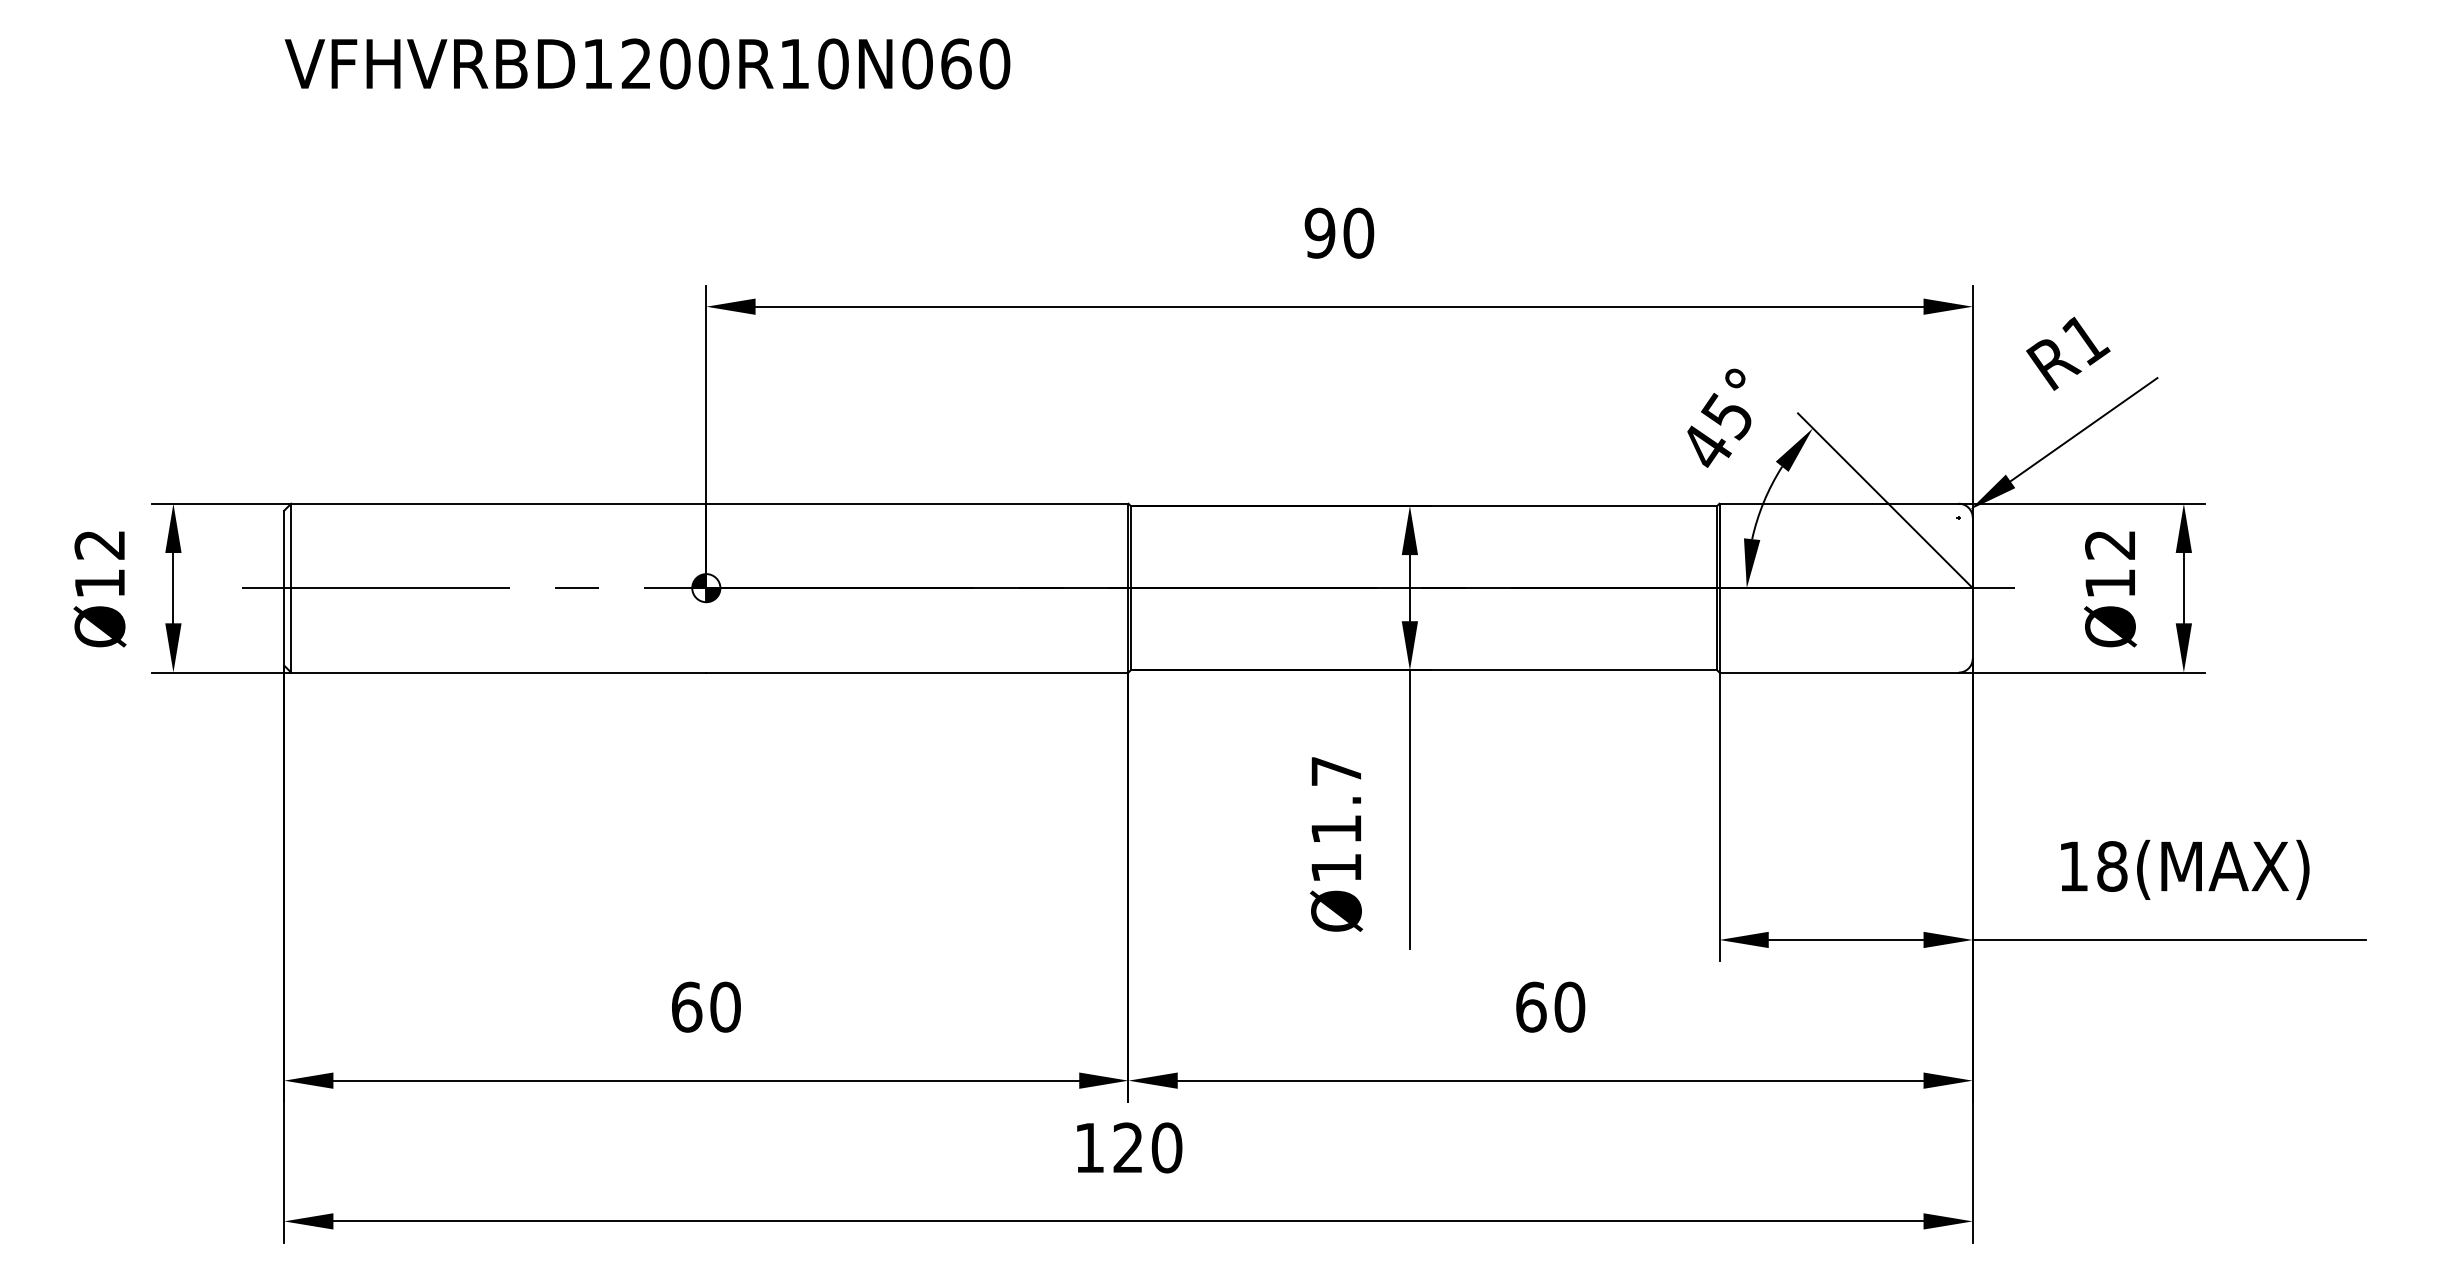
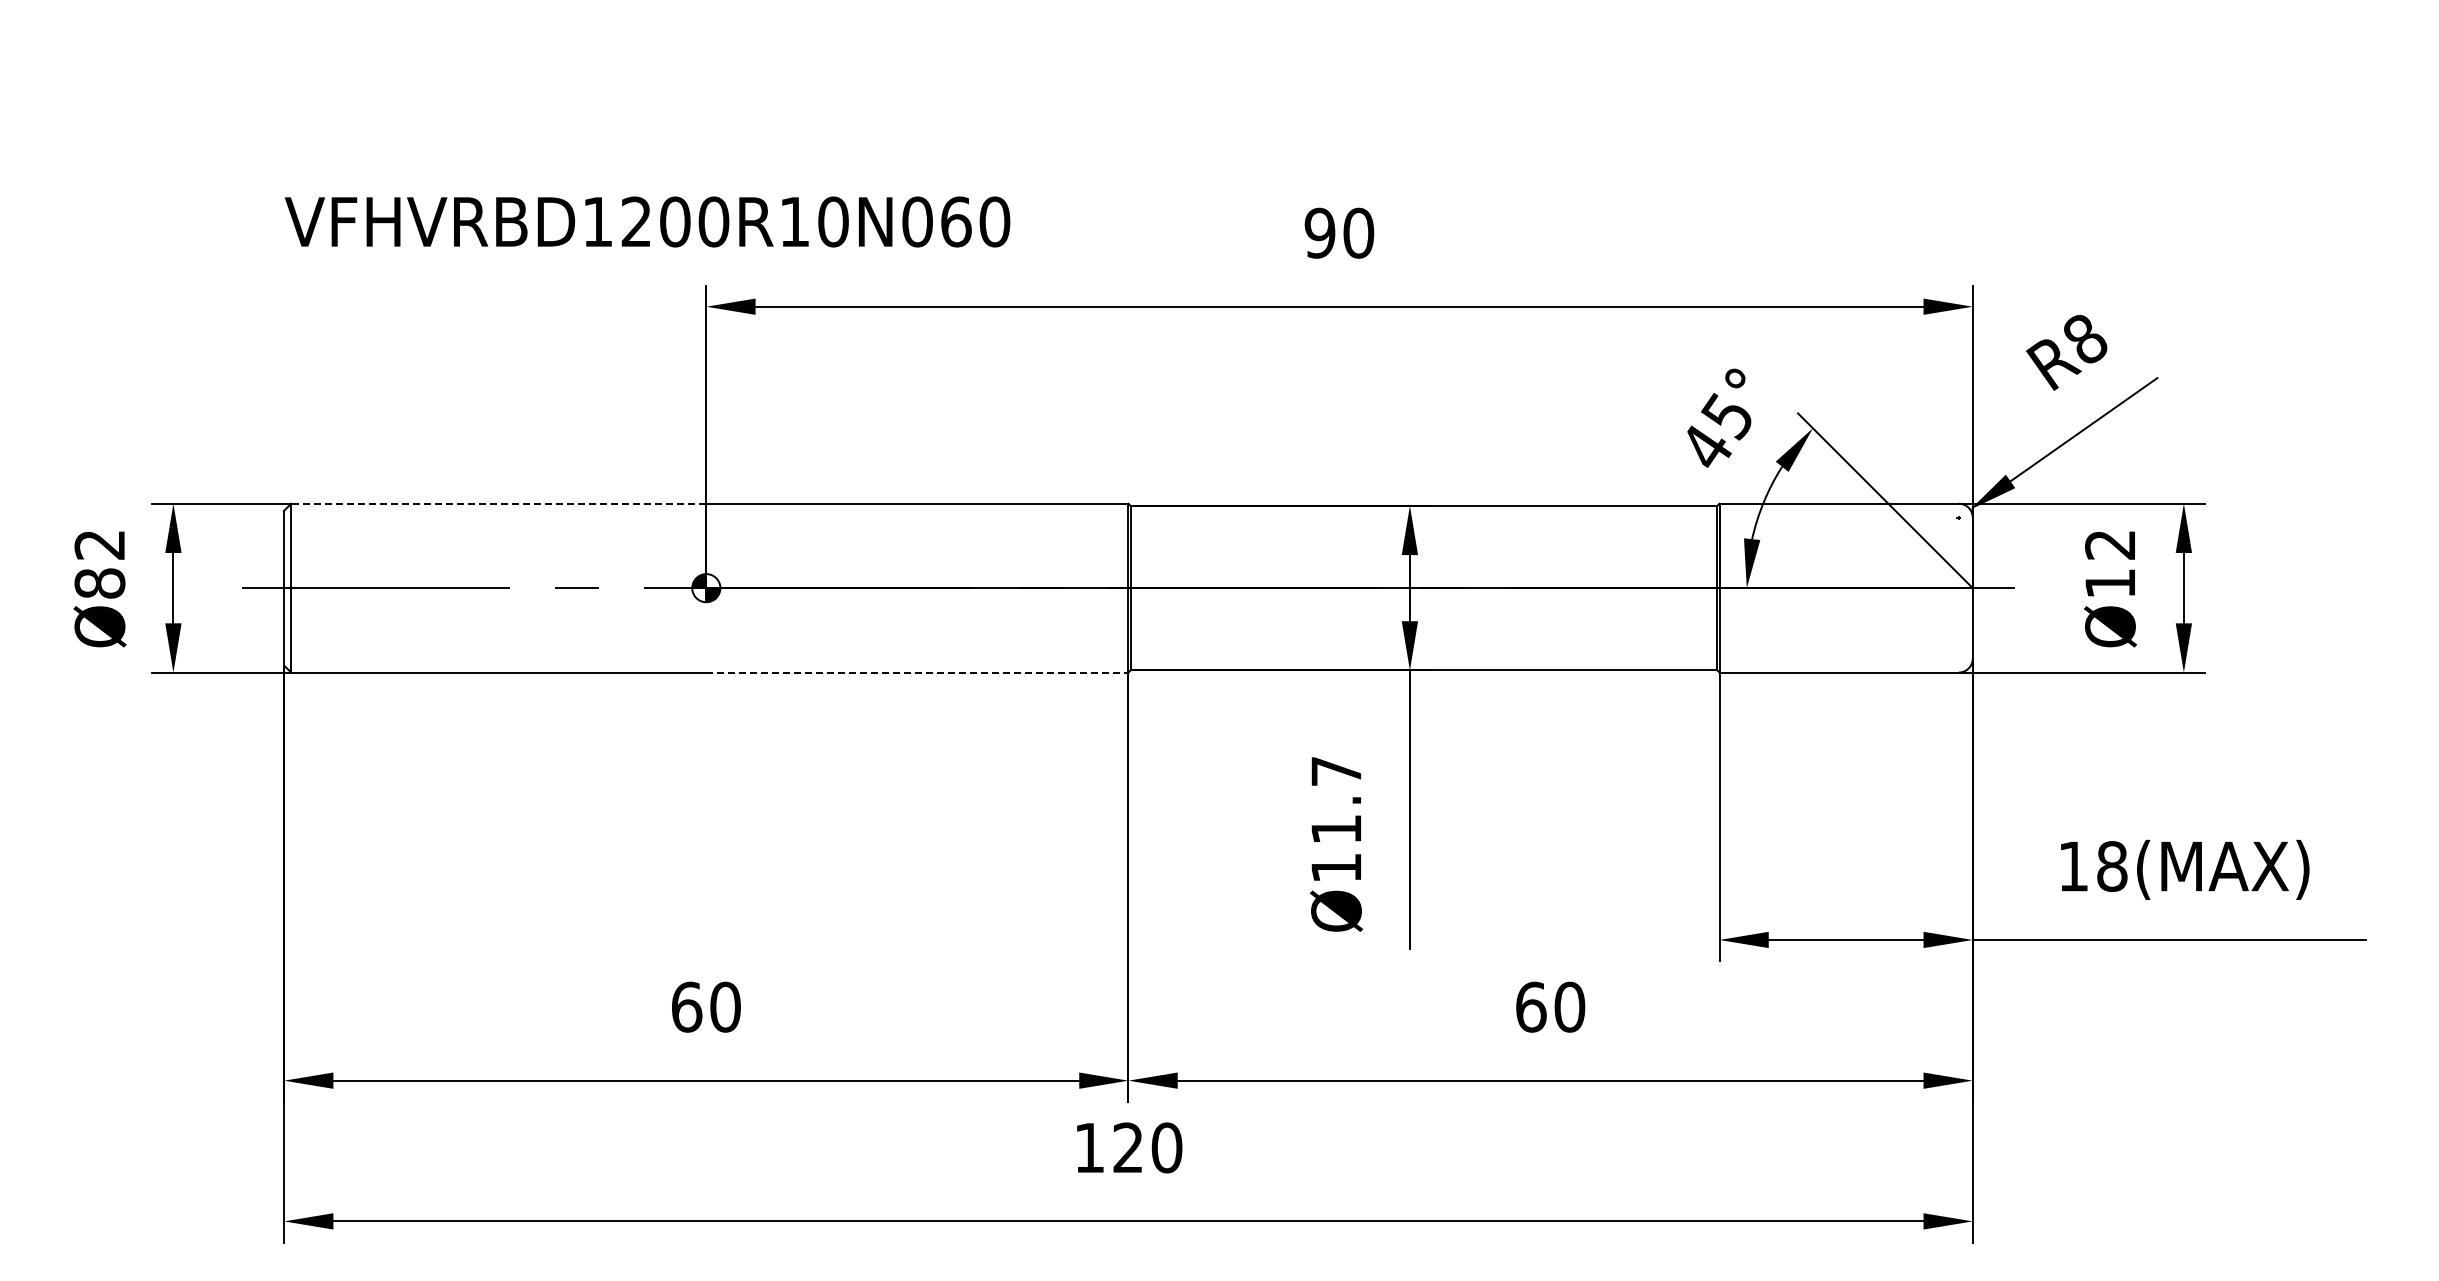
text position: (647, 63) -> (647, 221) (647, 221)
text: R1 -> R8 (2086, 340)
line: solid -> dashed (498, 503)
text: Ø12 -> Ø82 (99, 583)
line: solid -> dashed (917, 672)
